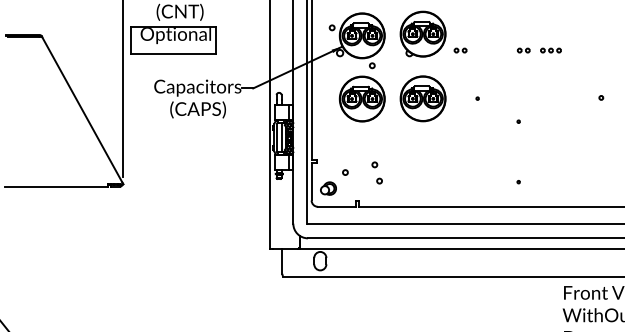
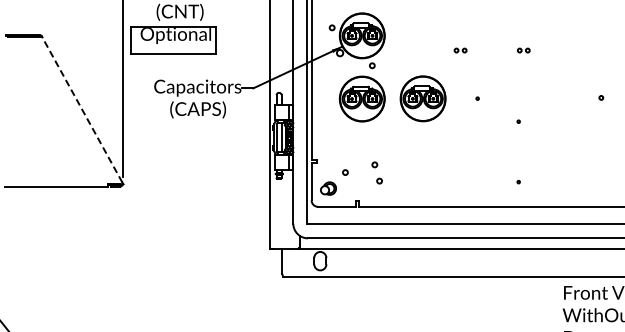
part: present -> none (422, 33)
part: present -> none (550, 50)
line: solid -> dashed (81, 109)
